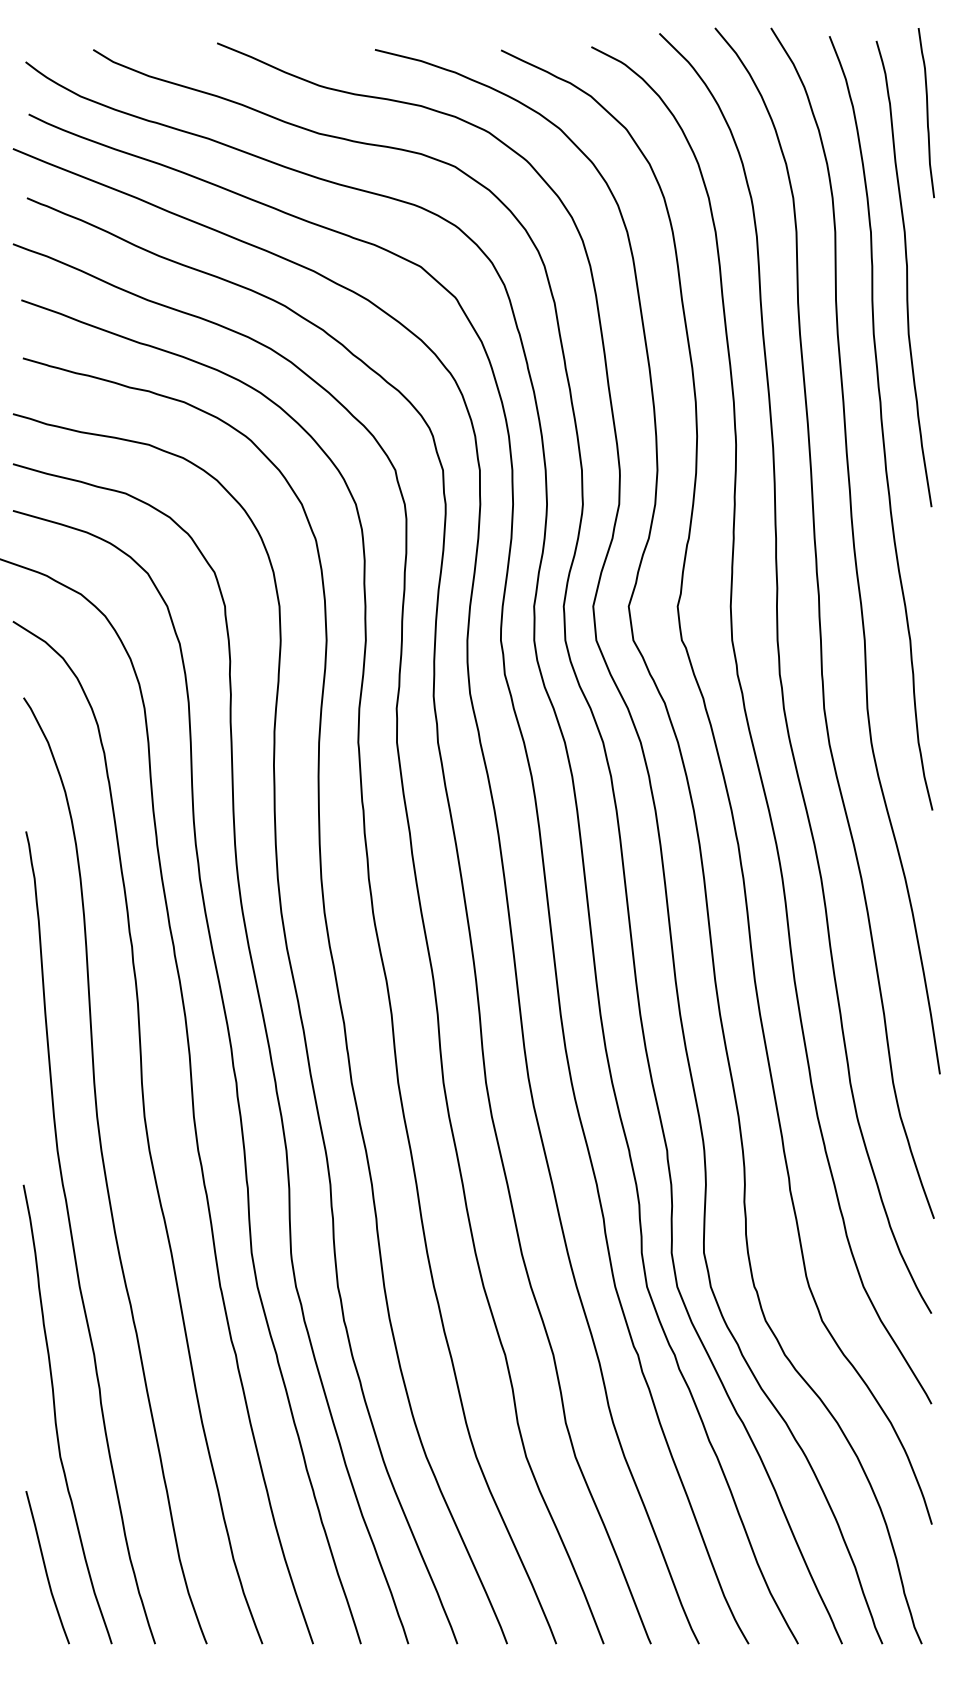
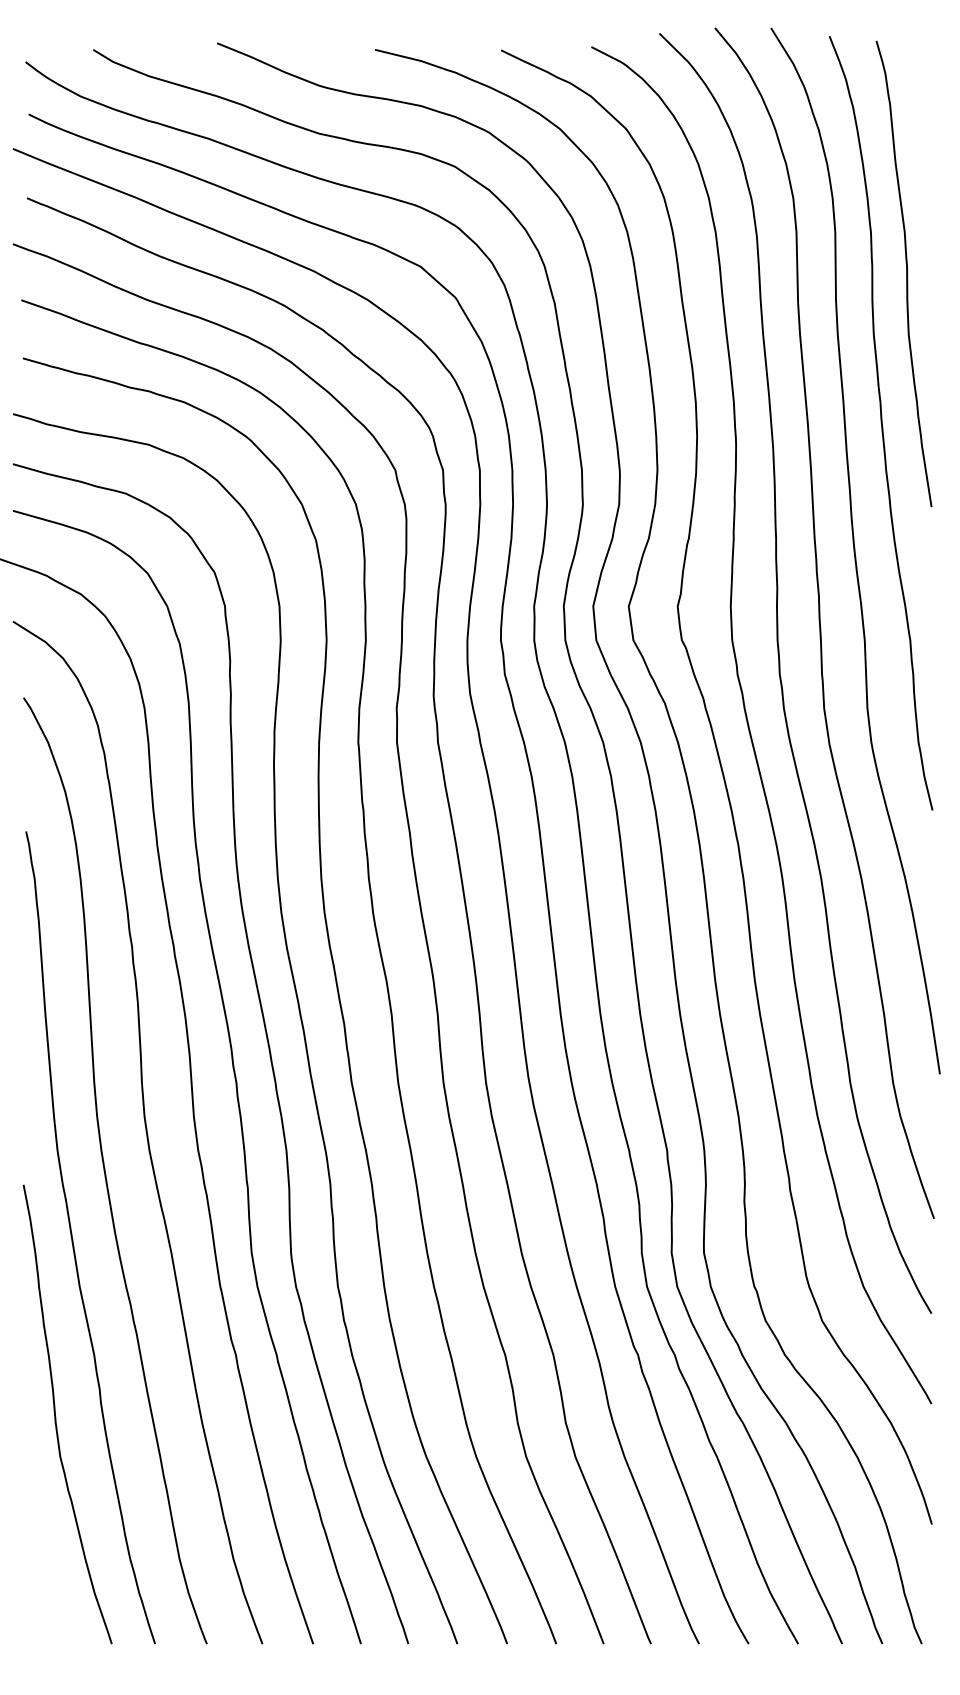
curve: present -> none (926, 113)
curve: present -> none (46, 1567)
